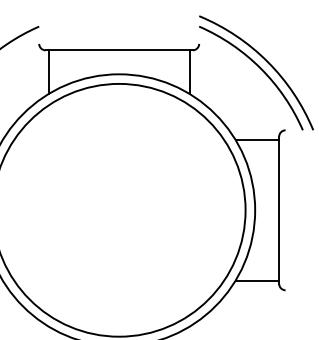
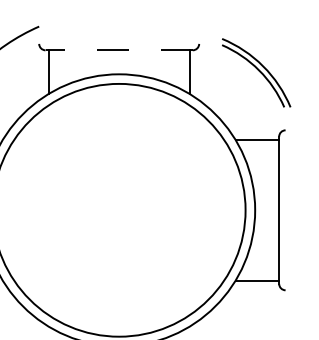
line: solid -> dashed (119, 50)
part size: 115x116 px -> 70x70 px (256, 72)
